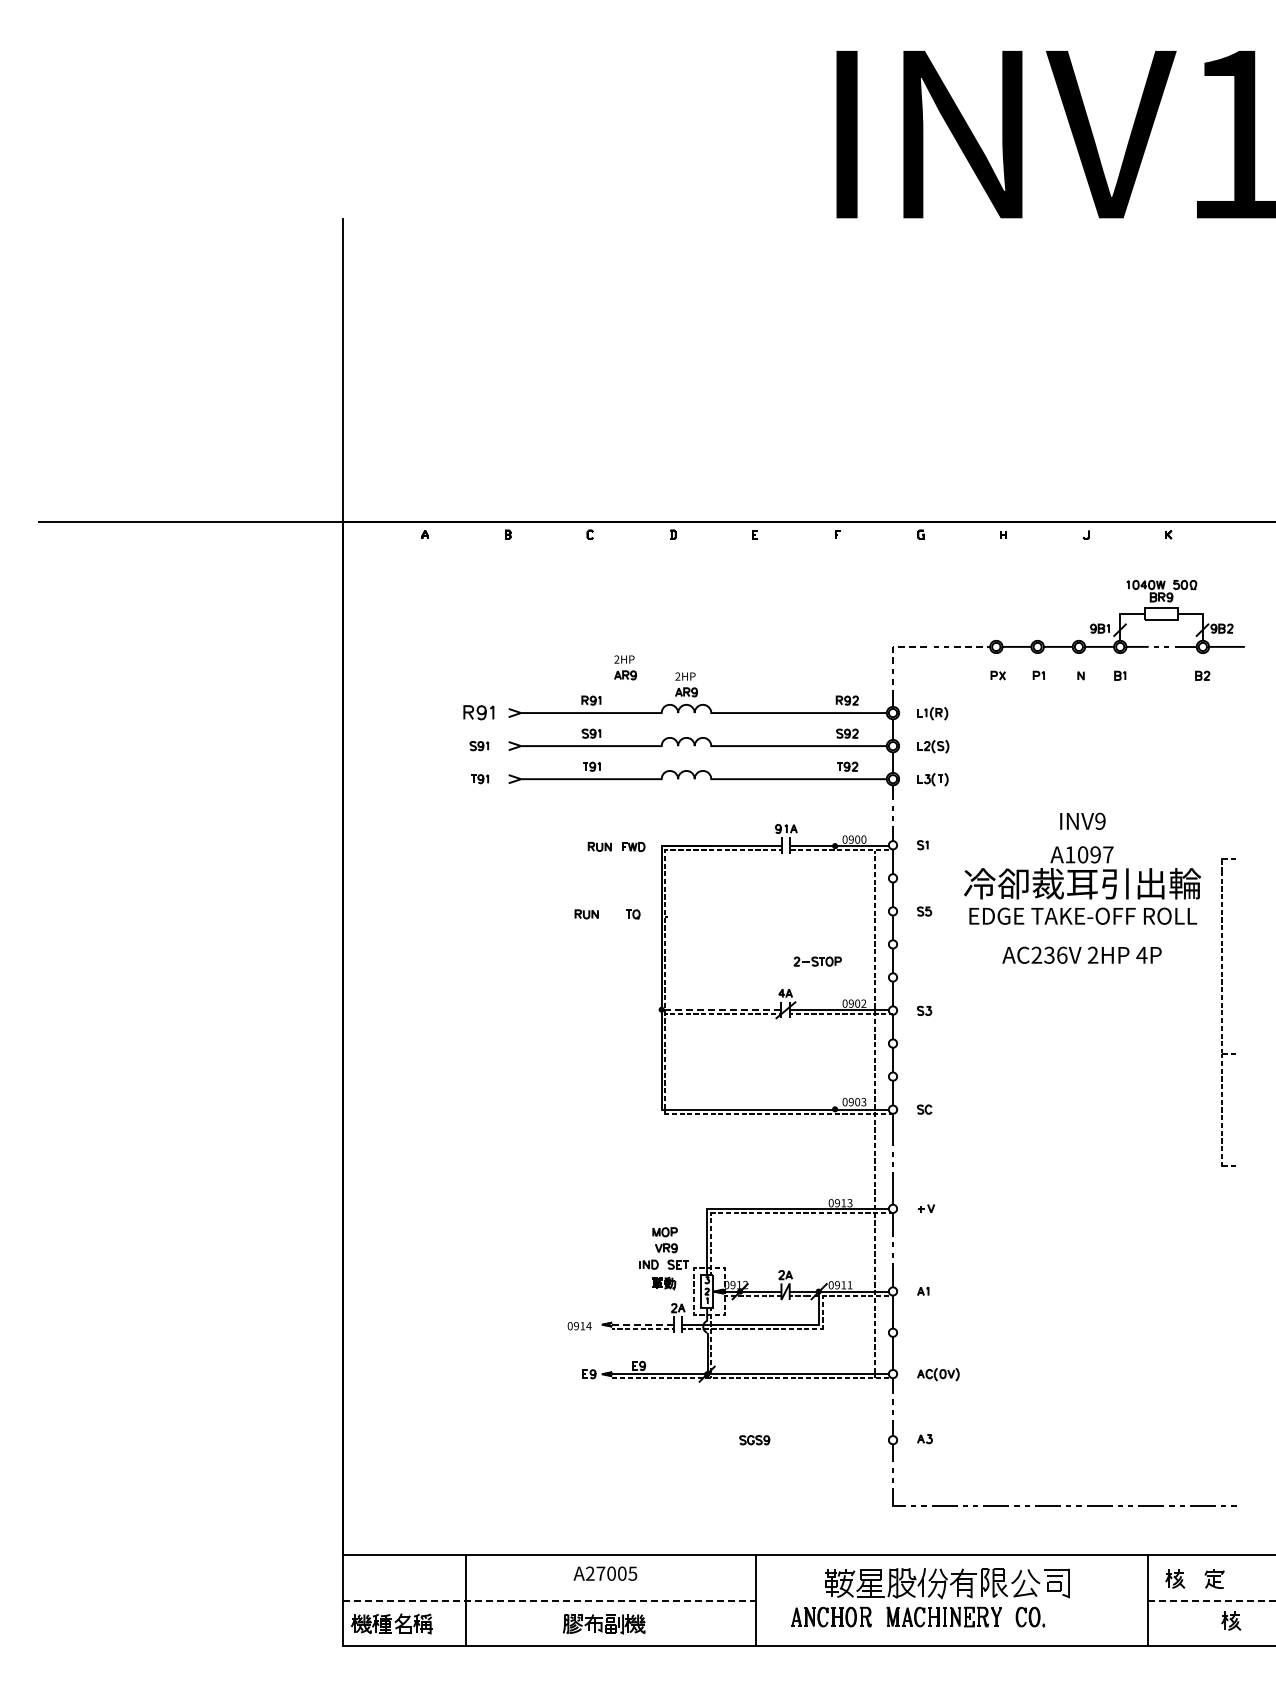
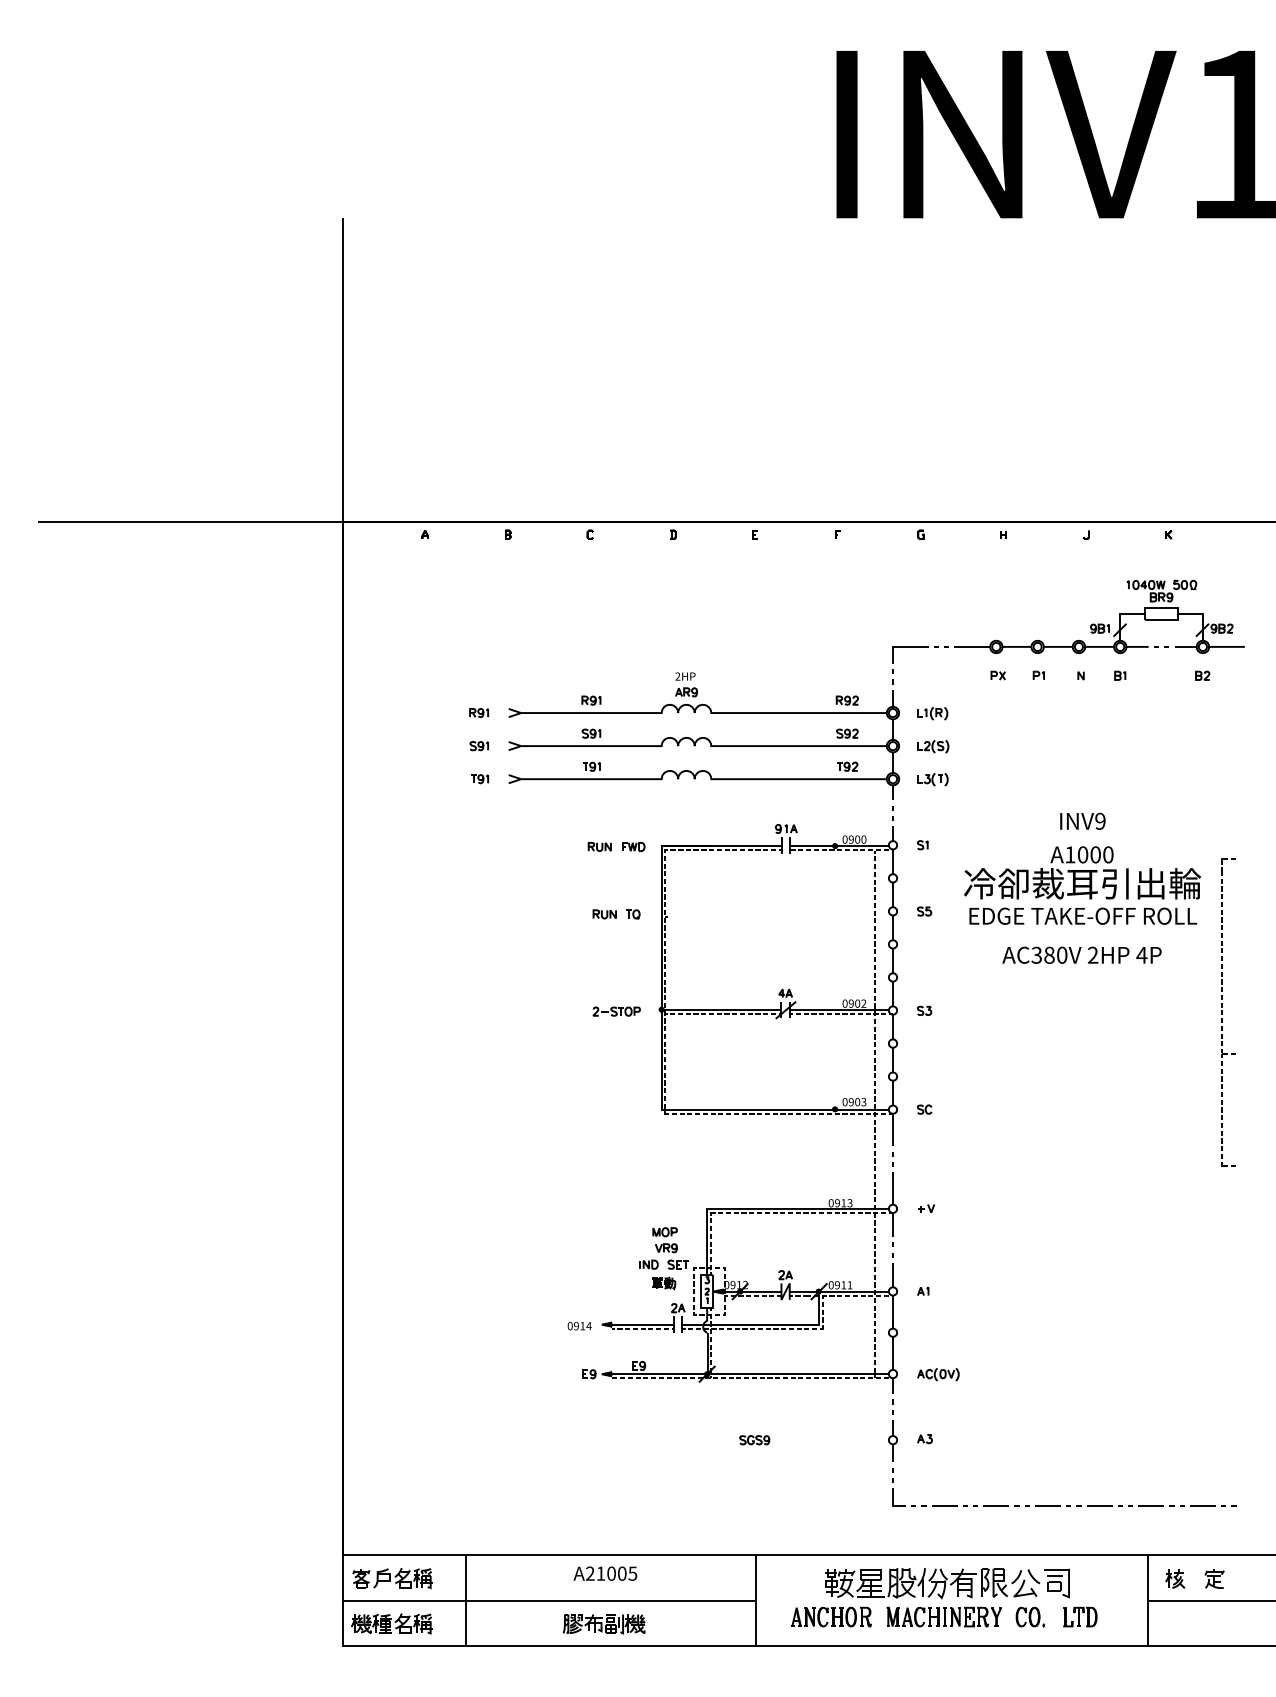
line: dashed -> solid (901, 646)
line: dashed -> solid (972, 646)
part: present -> none (625, 667)
part size: 32x16 px -> 21x11 px (479, 713)
text: A1097 -> A1000 (1101, 854)
part position: (586, 914) -> (604, 914) (604, 914)
text: AC236V -> AC380V (1049, 954)
part position: (817, 961) -> (616, 1011) (616, 1011)
line: dashed -> solid (721, 1009)
line: dashed -> solid (640, 1324)
text: A27005 -> A21005 (600, 1573)
part: none -> present (392, 1578)
line: dashed -> solid (549, 1600)
line: dashed -> solid (1212, 1600)
part: none -> present (1080, 1616)
part: present -> none (1231, 1620)
